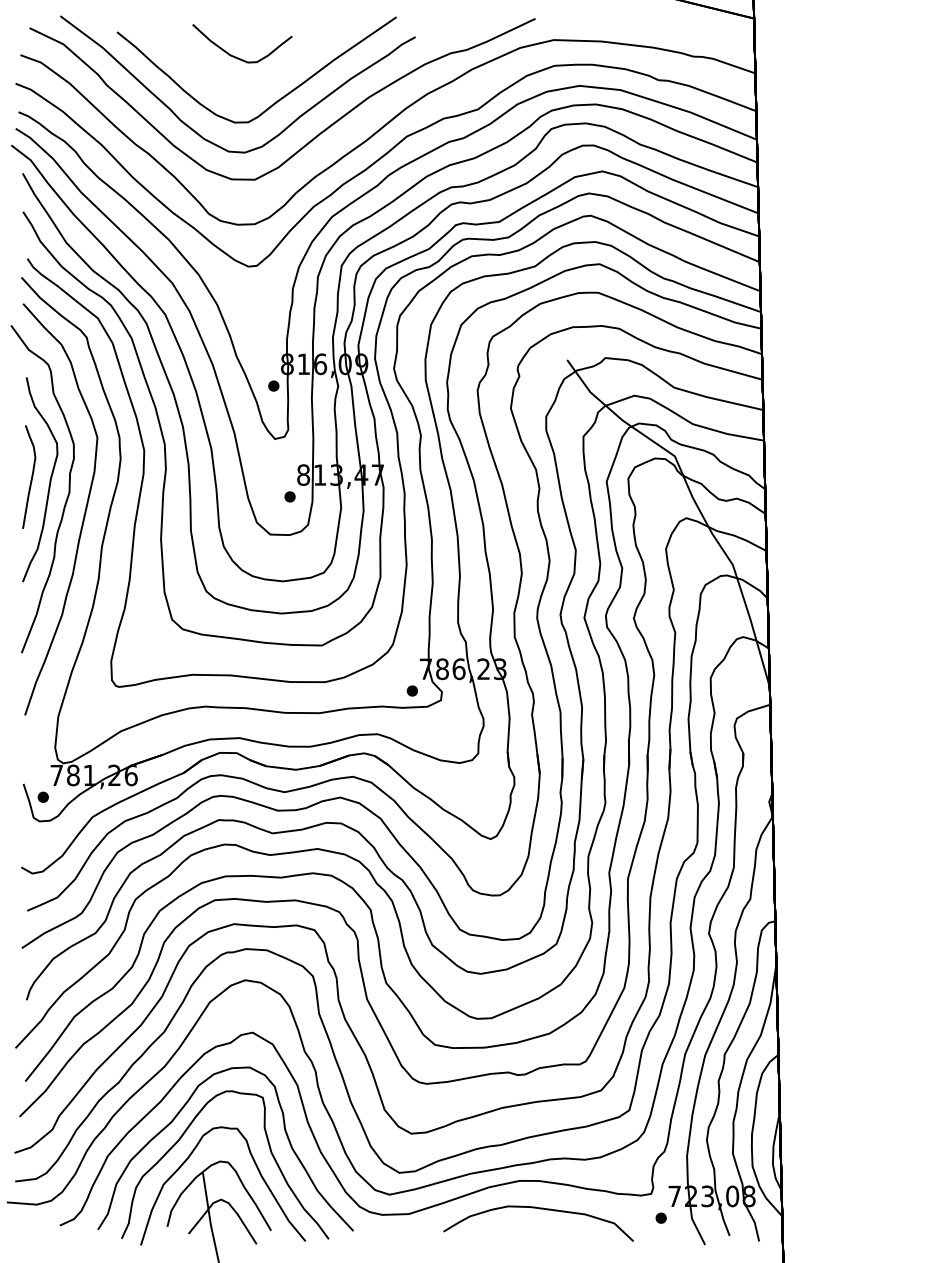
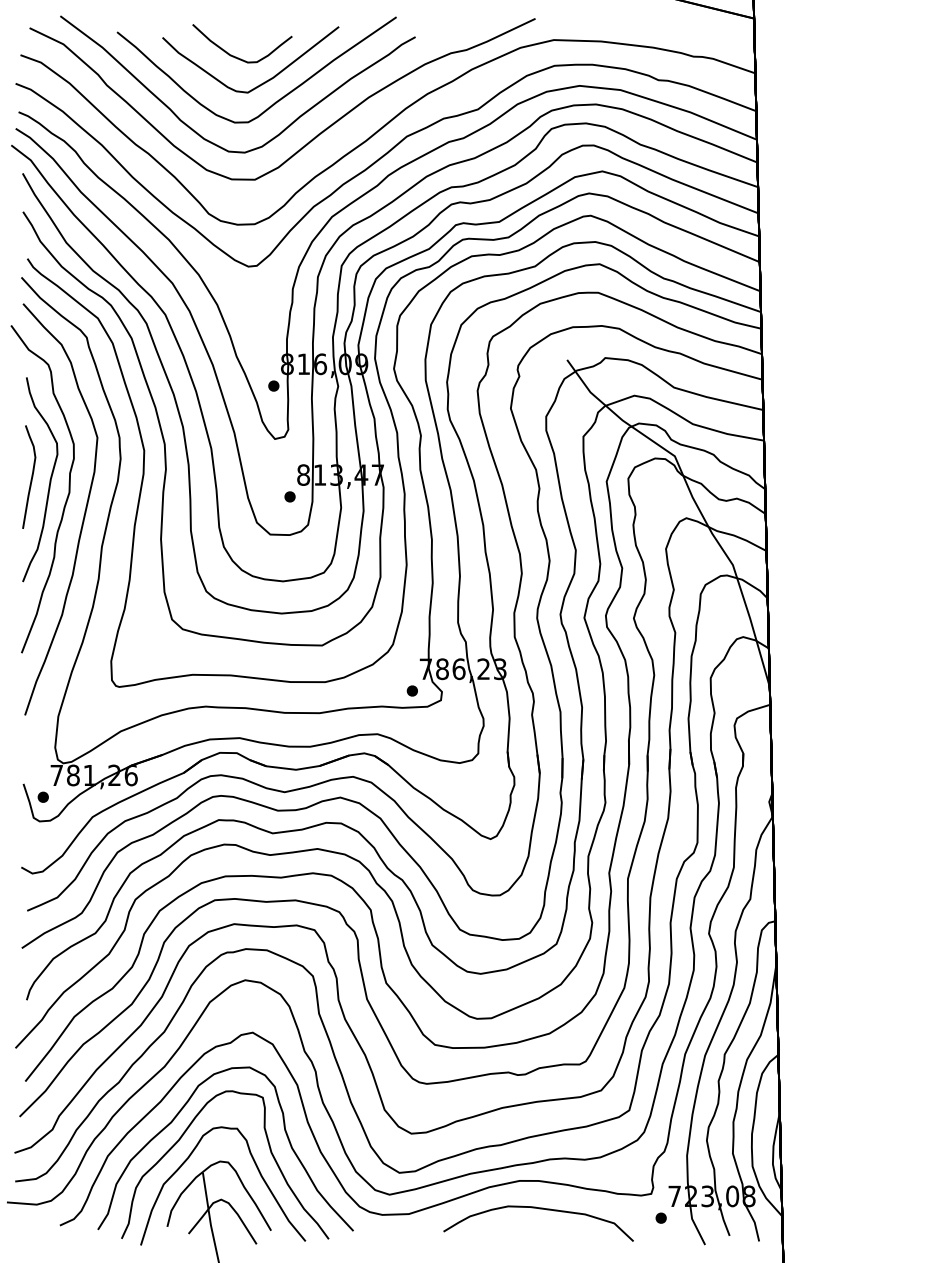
part: none -> present (264, 81)
